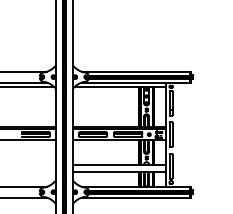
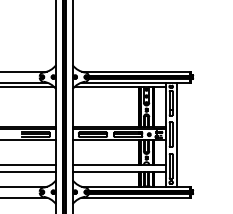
line: none -> present (176, 134)
line: none -> present (29, 164)
line: none -> present (29, 172)
